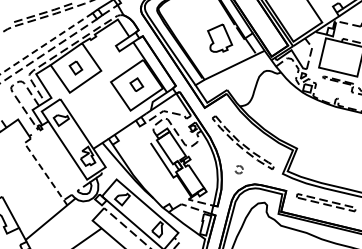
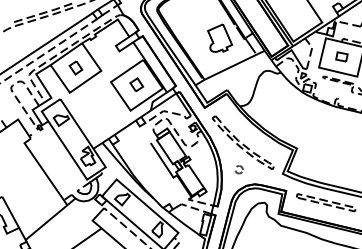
line: dashed -> solid (46, 44)
part: none -> present (341, 56)
line: dashed -> solid (43, 170)
